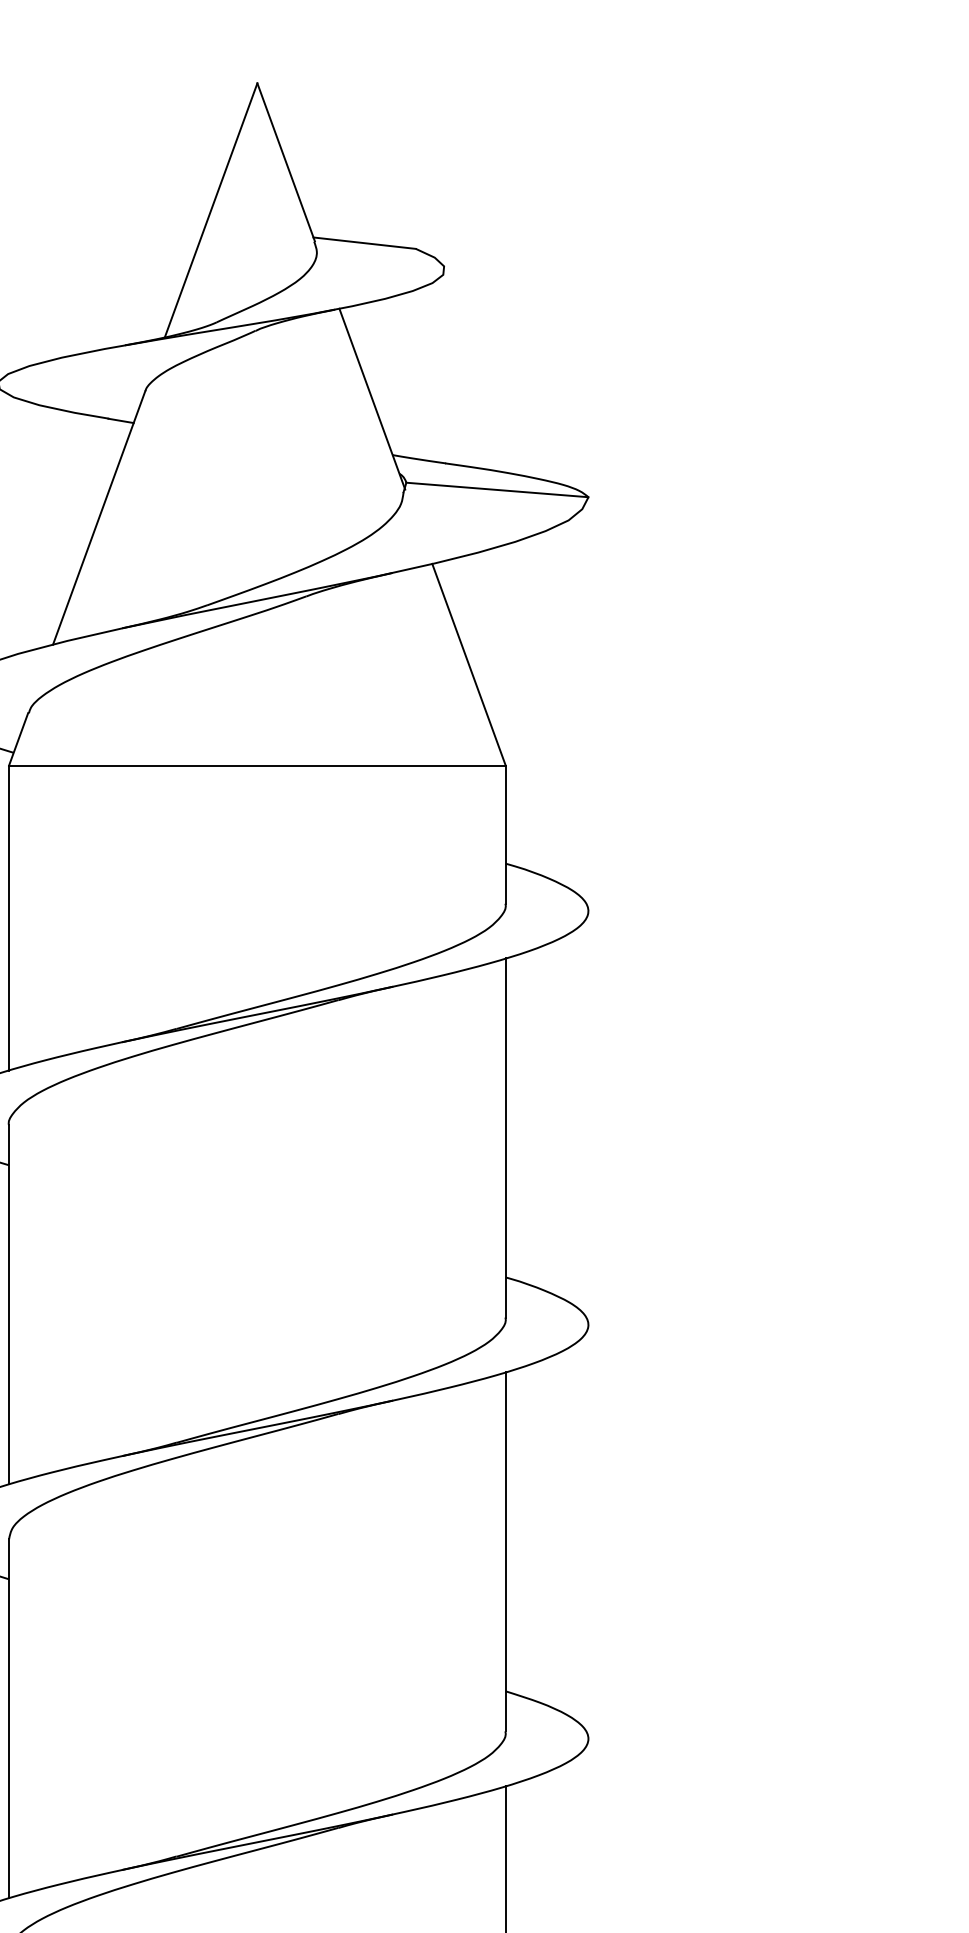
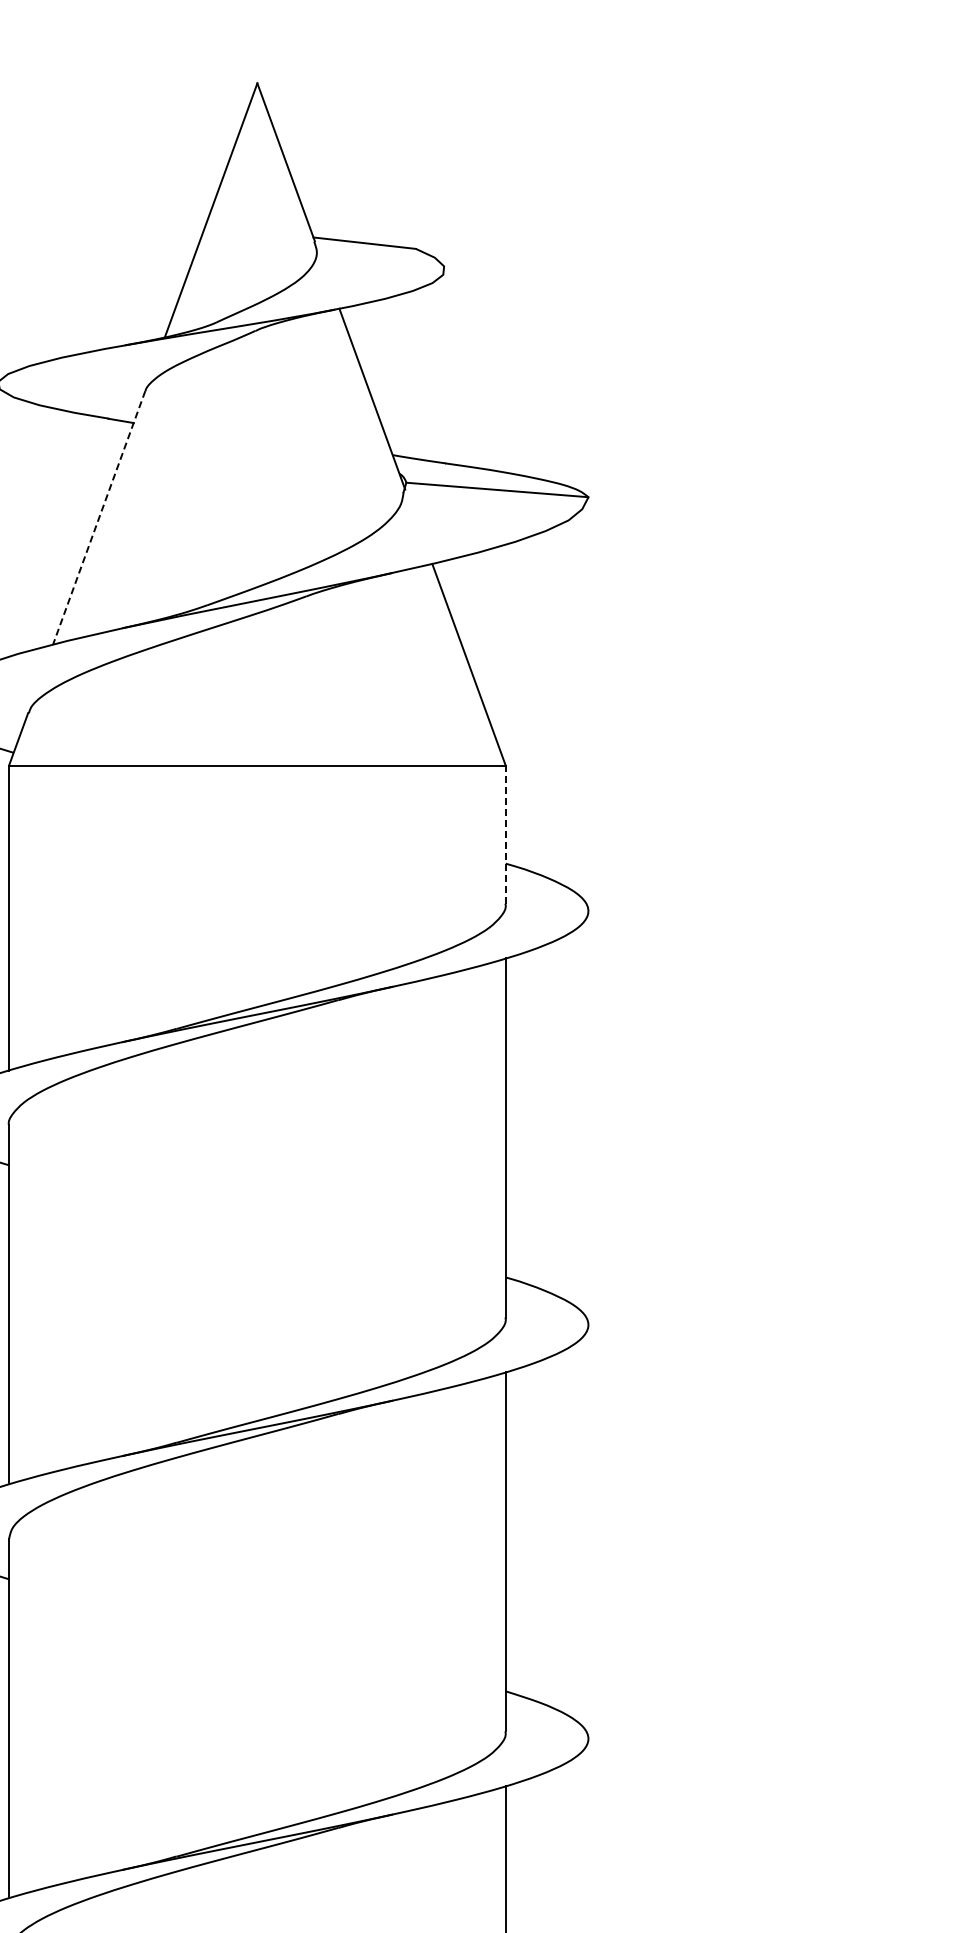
line: solid -> dashed (99, 517)
line: solid -> dashed (505, 834)
